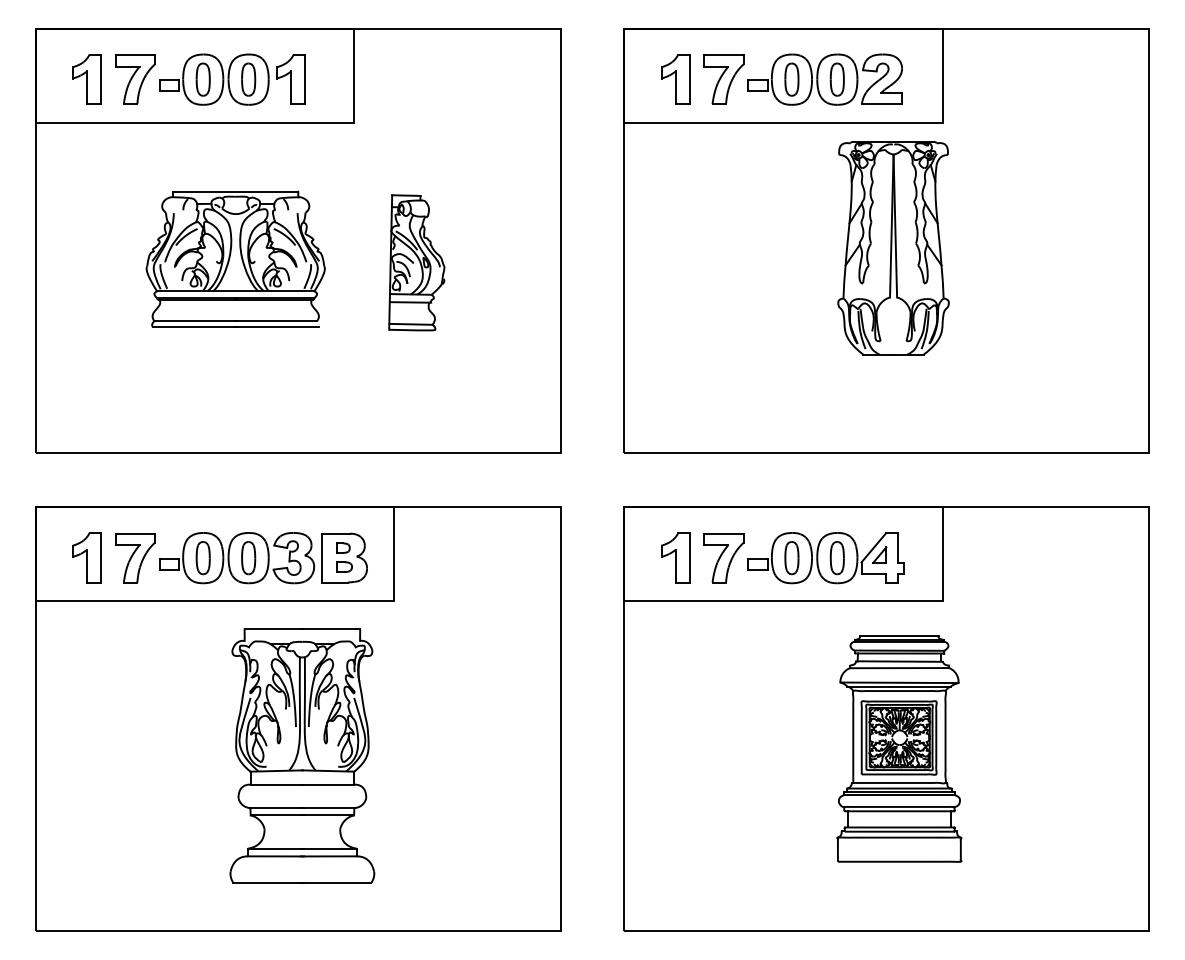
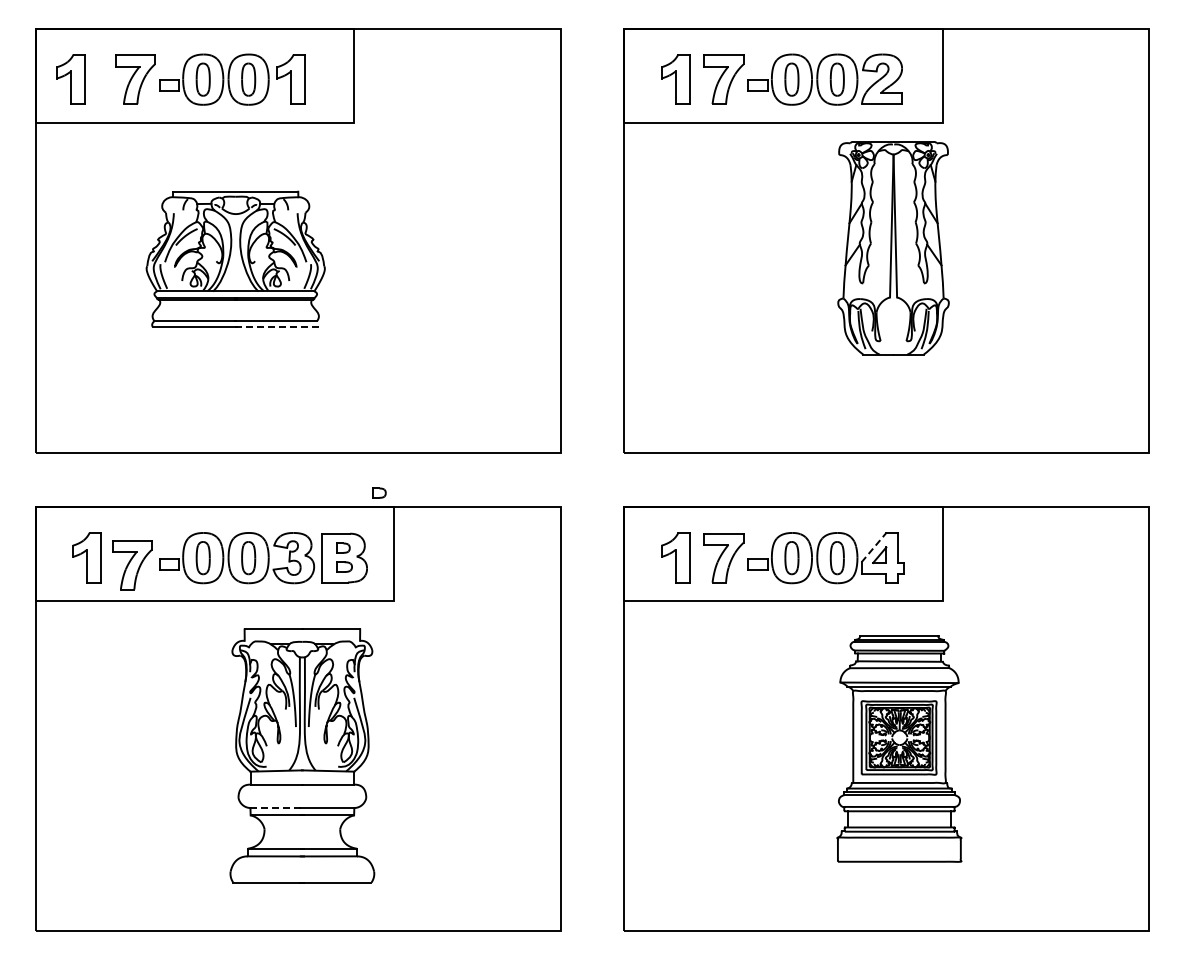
part position: (86, 79) -> (70, 79) (70, 79)
part: present -> none (416, 262)
line: solid -> dashed (276, 326)
part: none -> present (379, 492)
line: solid -> dashed (874, 547)
part position: (135, 558) -> (132, 565) (132, 565)
line: solid -> dashed (277, 808)
